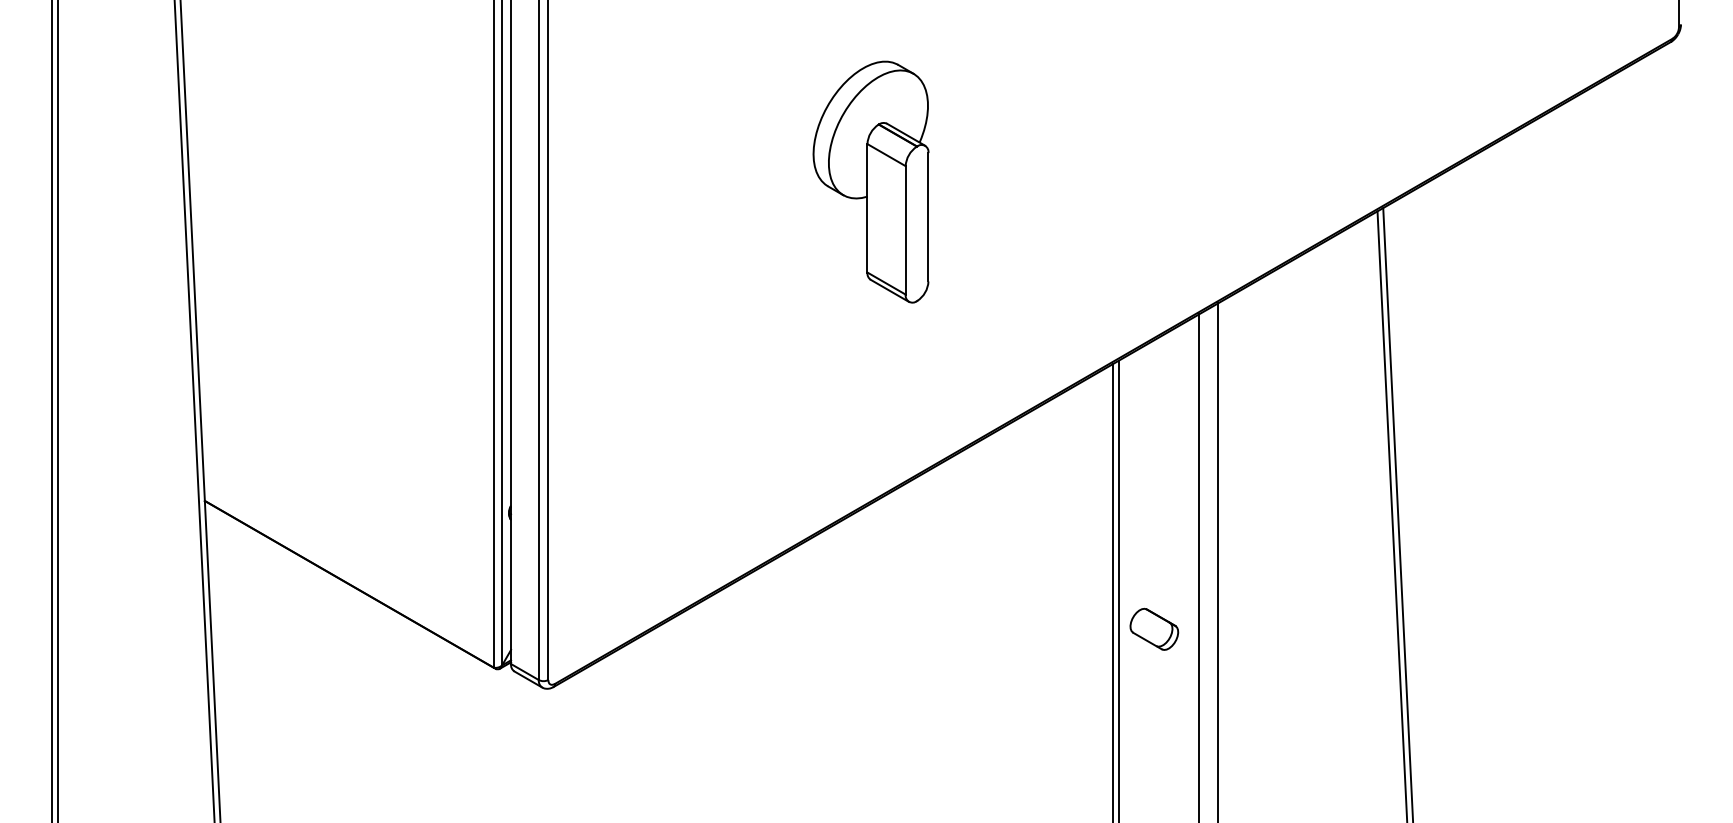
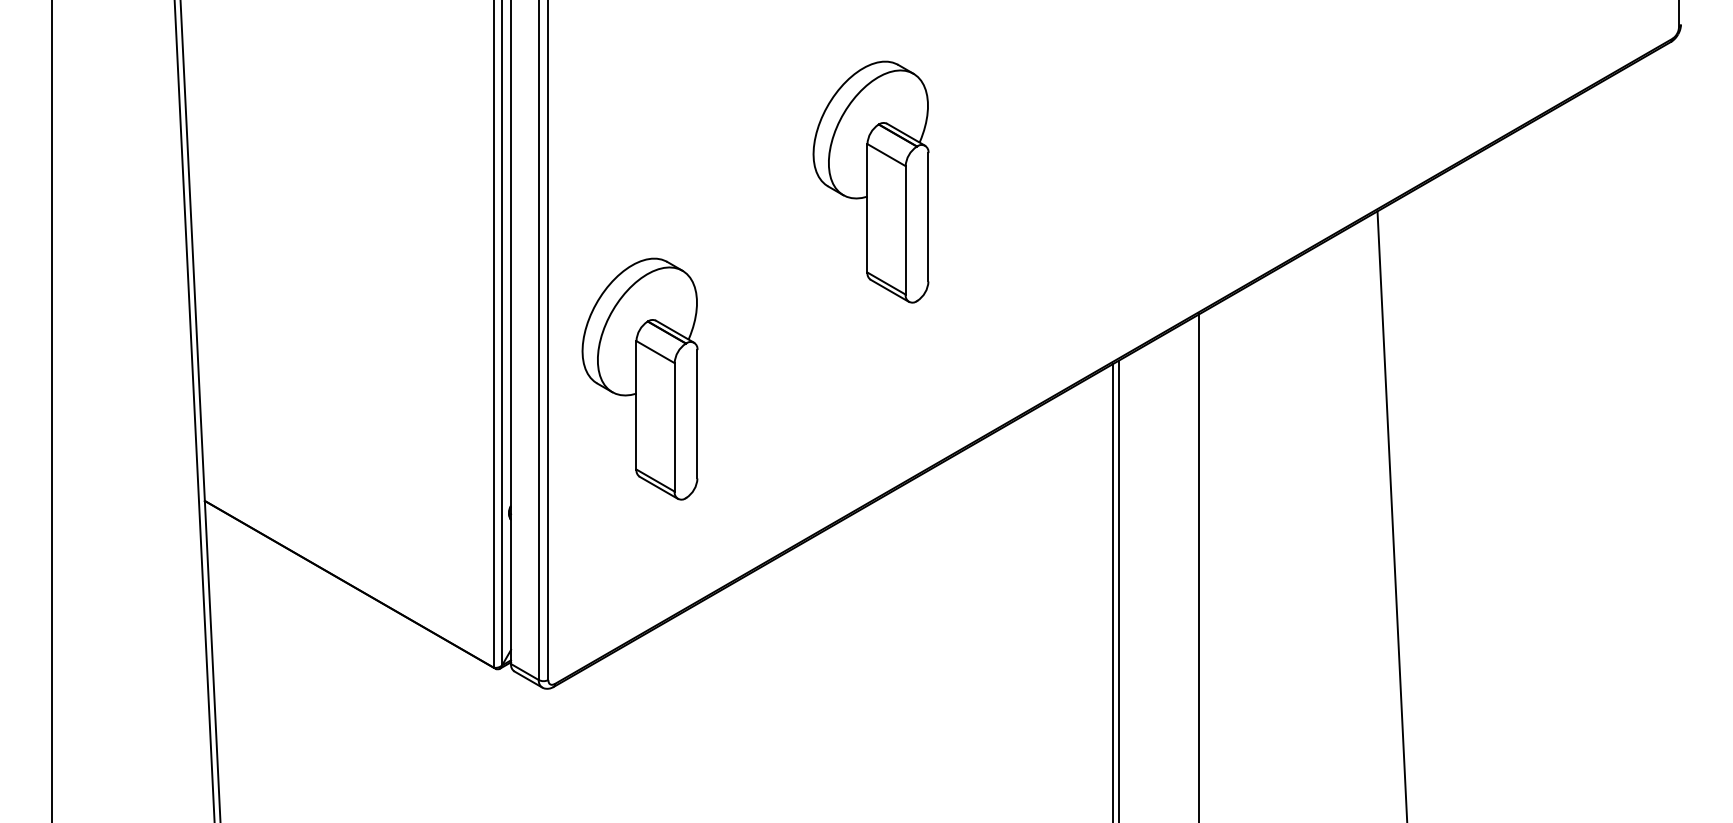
part: none -> present (639, 378)
line: present -> none (58, 410)
line: present -> none (1397, 513)
line: present -> none (1218, 561)
part: present -> none (1154, 628)
